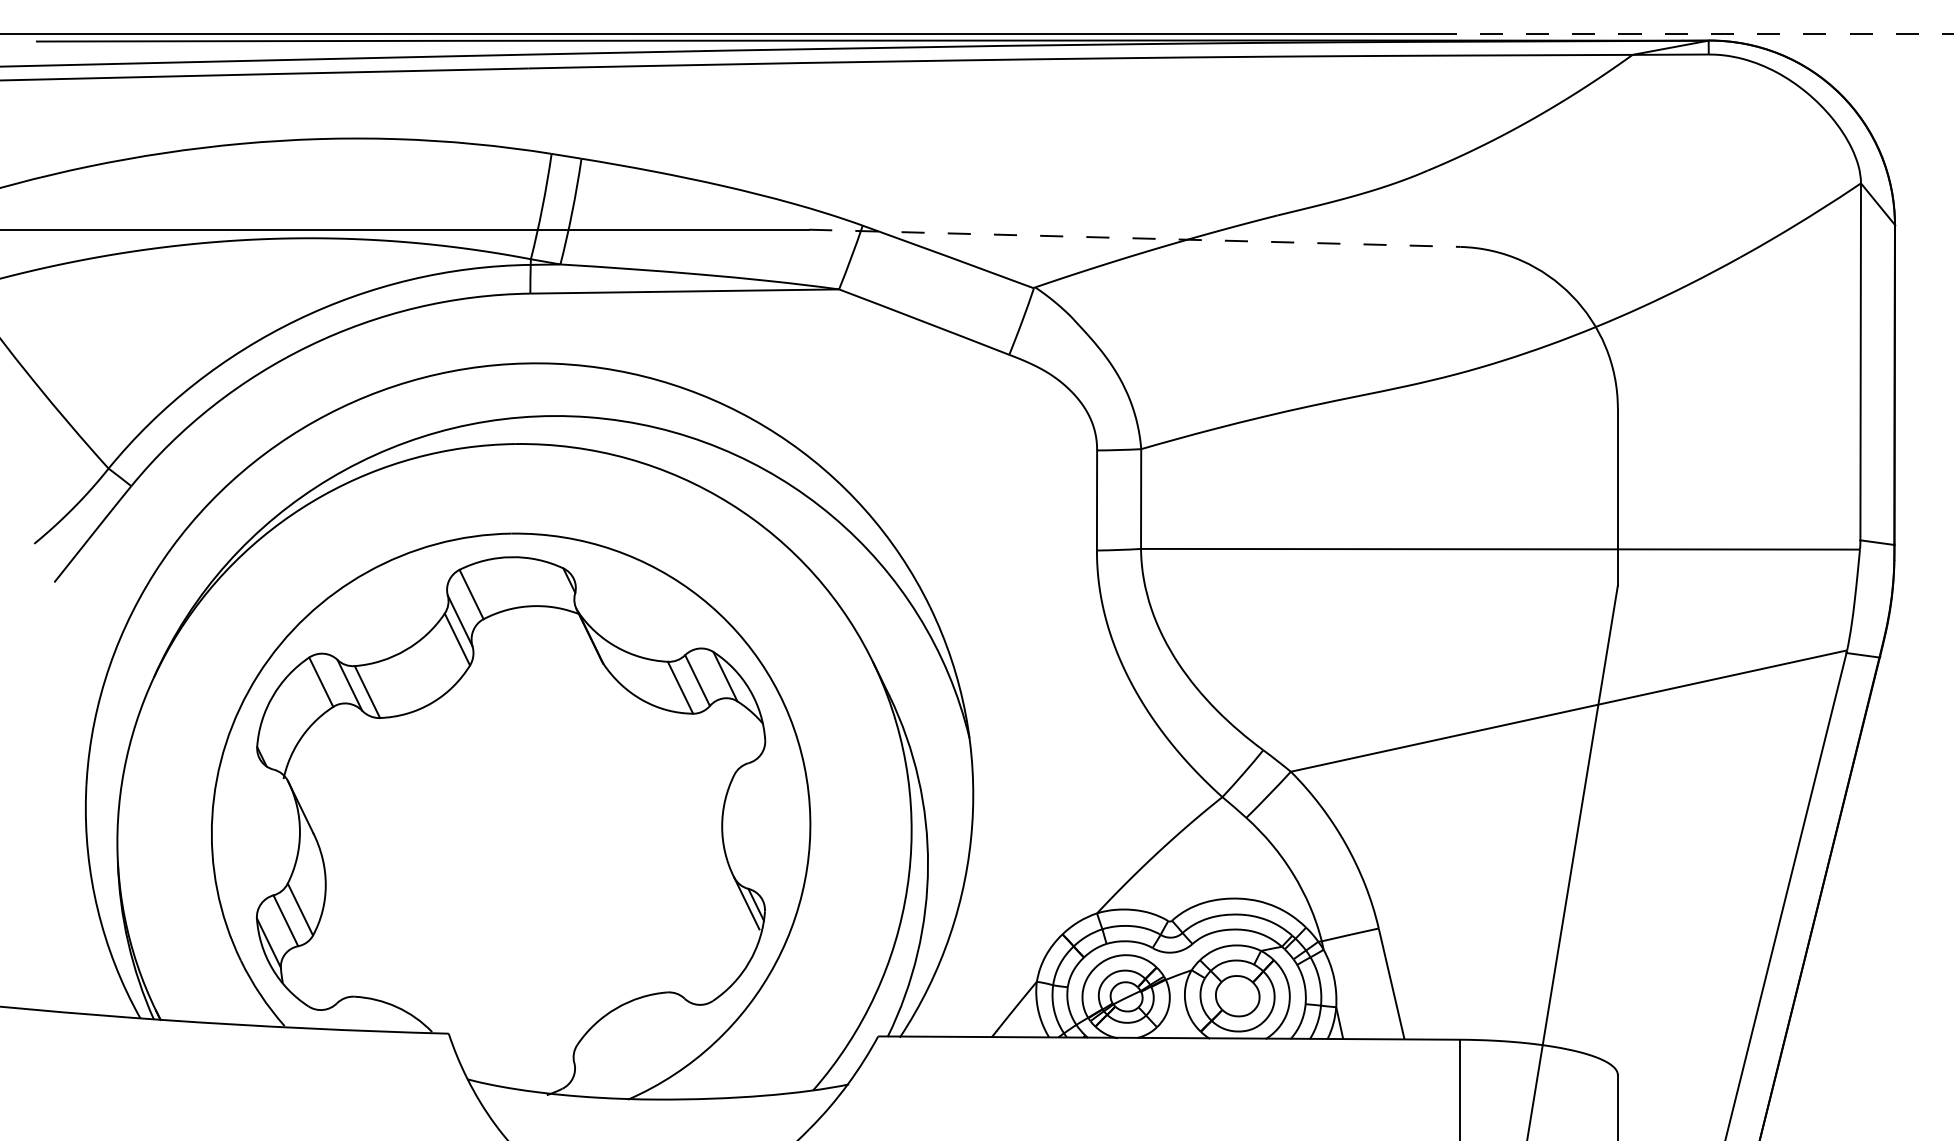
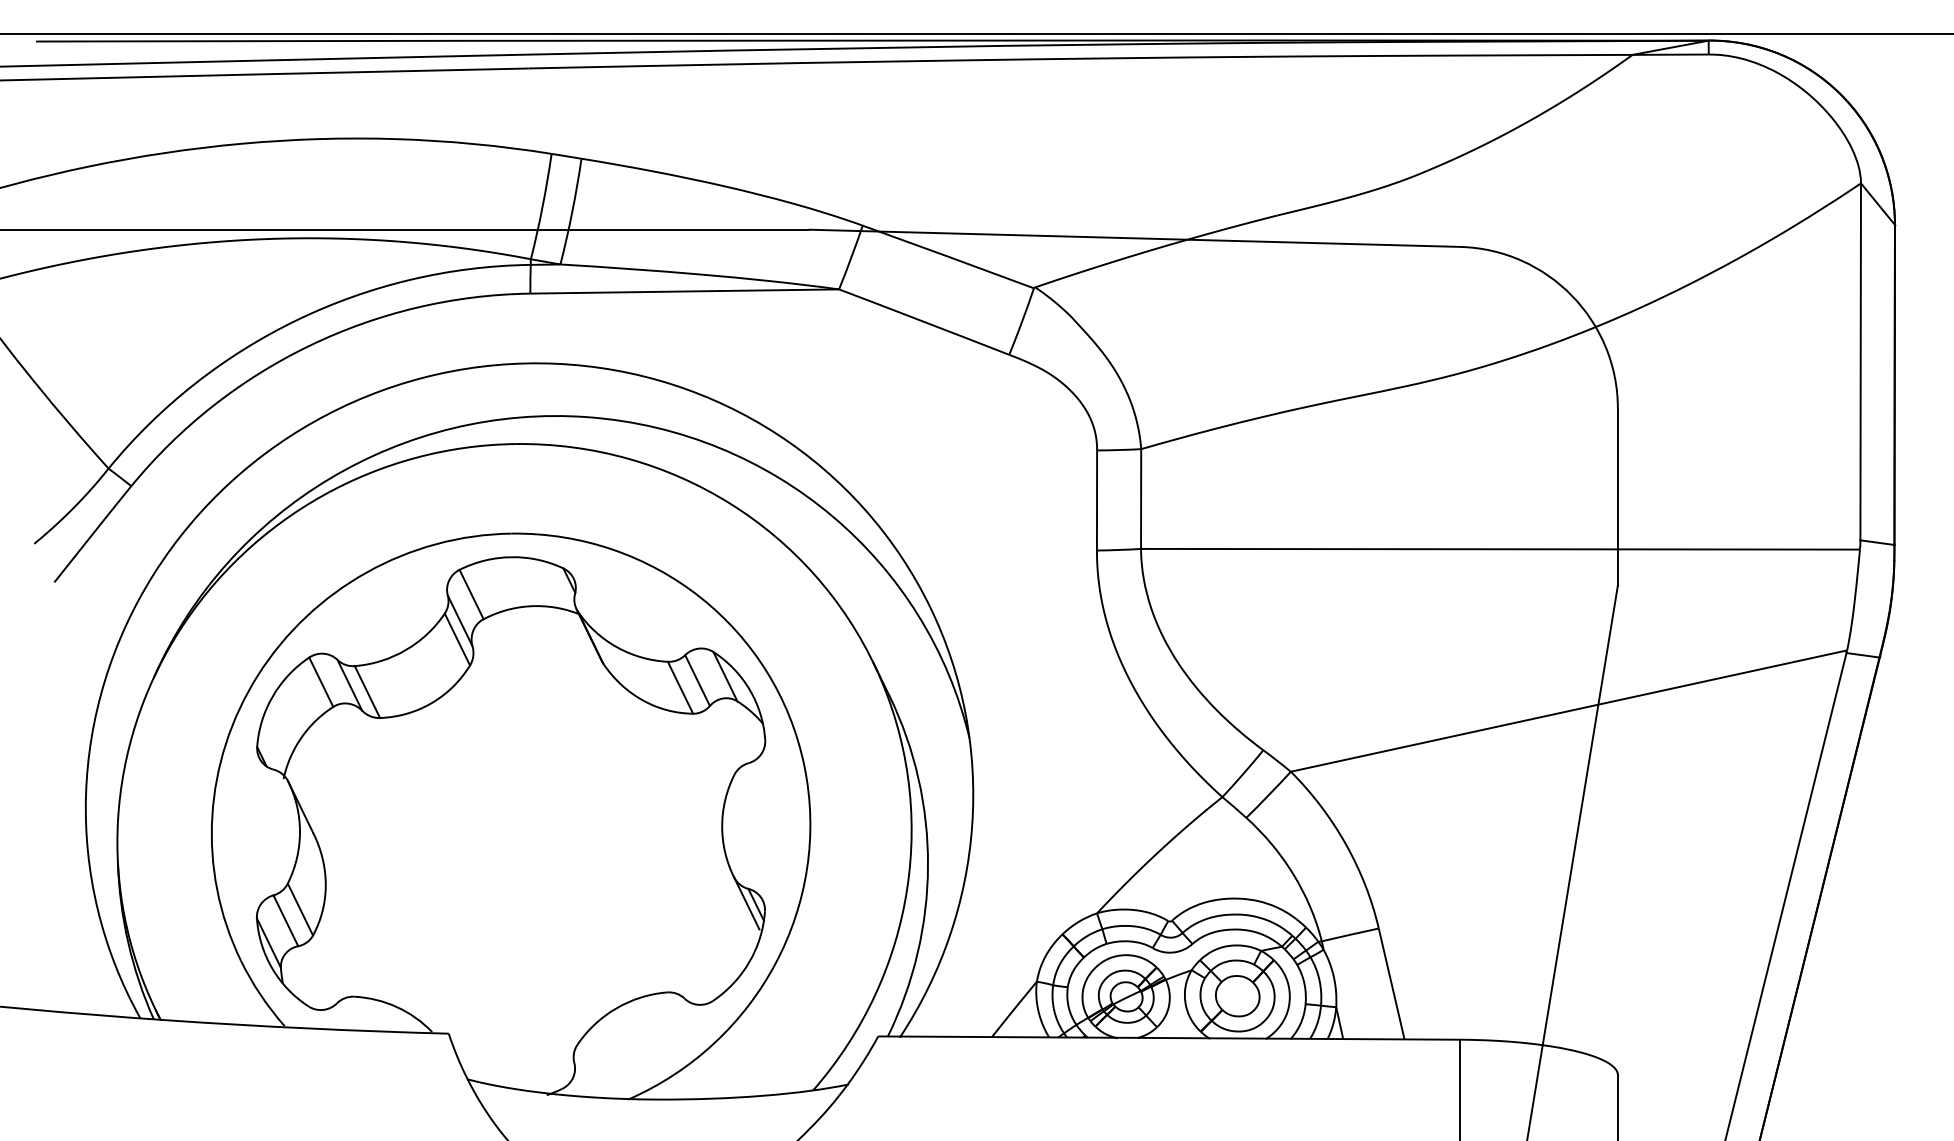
line: dashed -> solid (1693, 34)
line: dashed -> solid (1134, 238)
